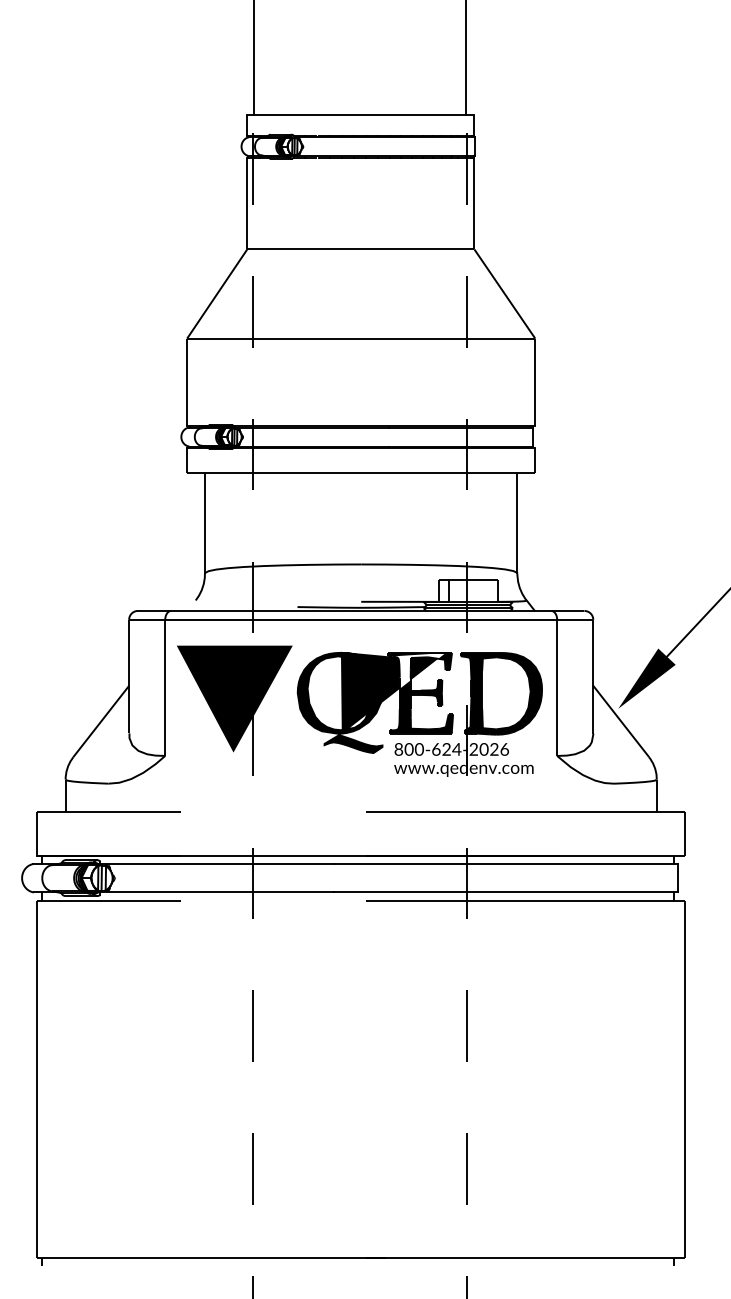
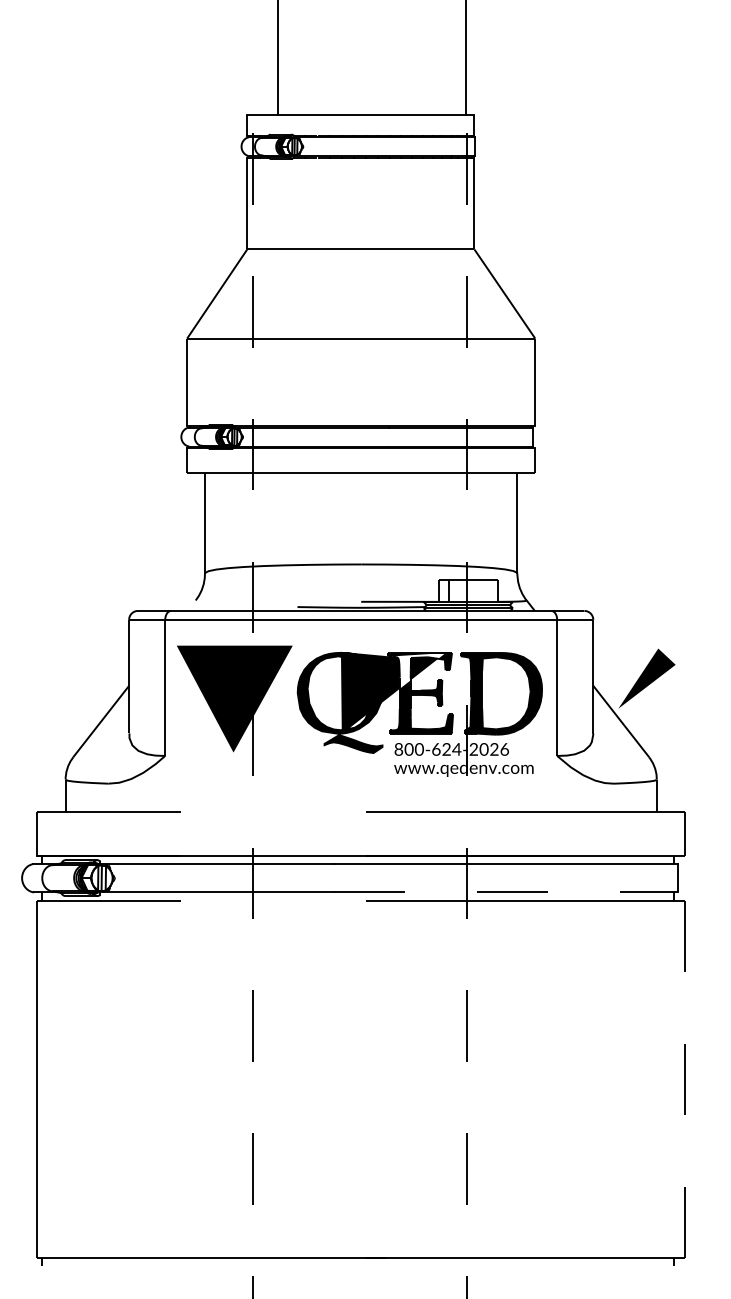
line position: (253, 58) -> (277, 58) (277, 58)
line: present -> none (697, 623)
line: solid -> dashed (506, 892)
line: solid -> dashed (685, 1079)
